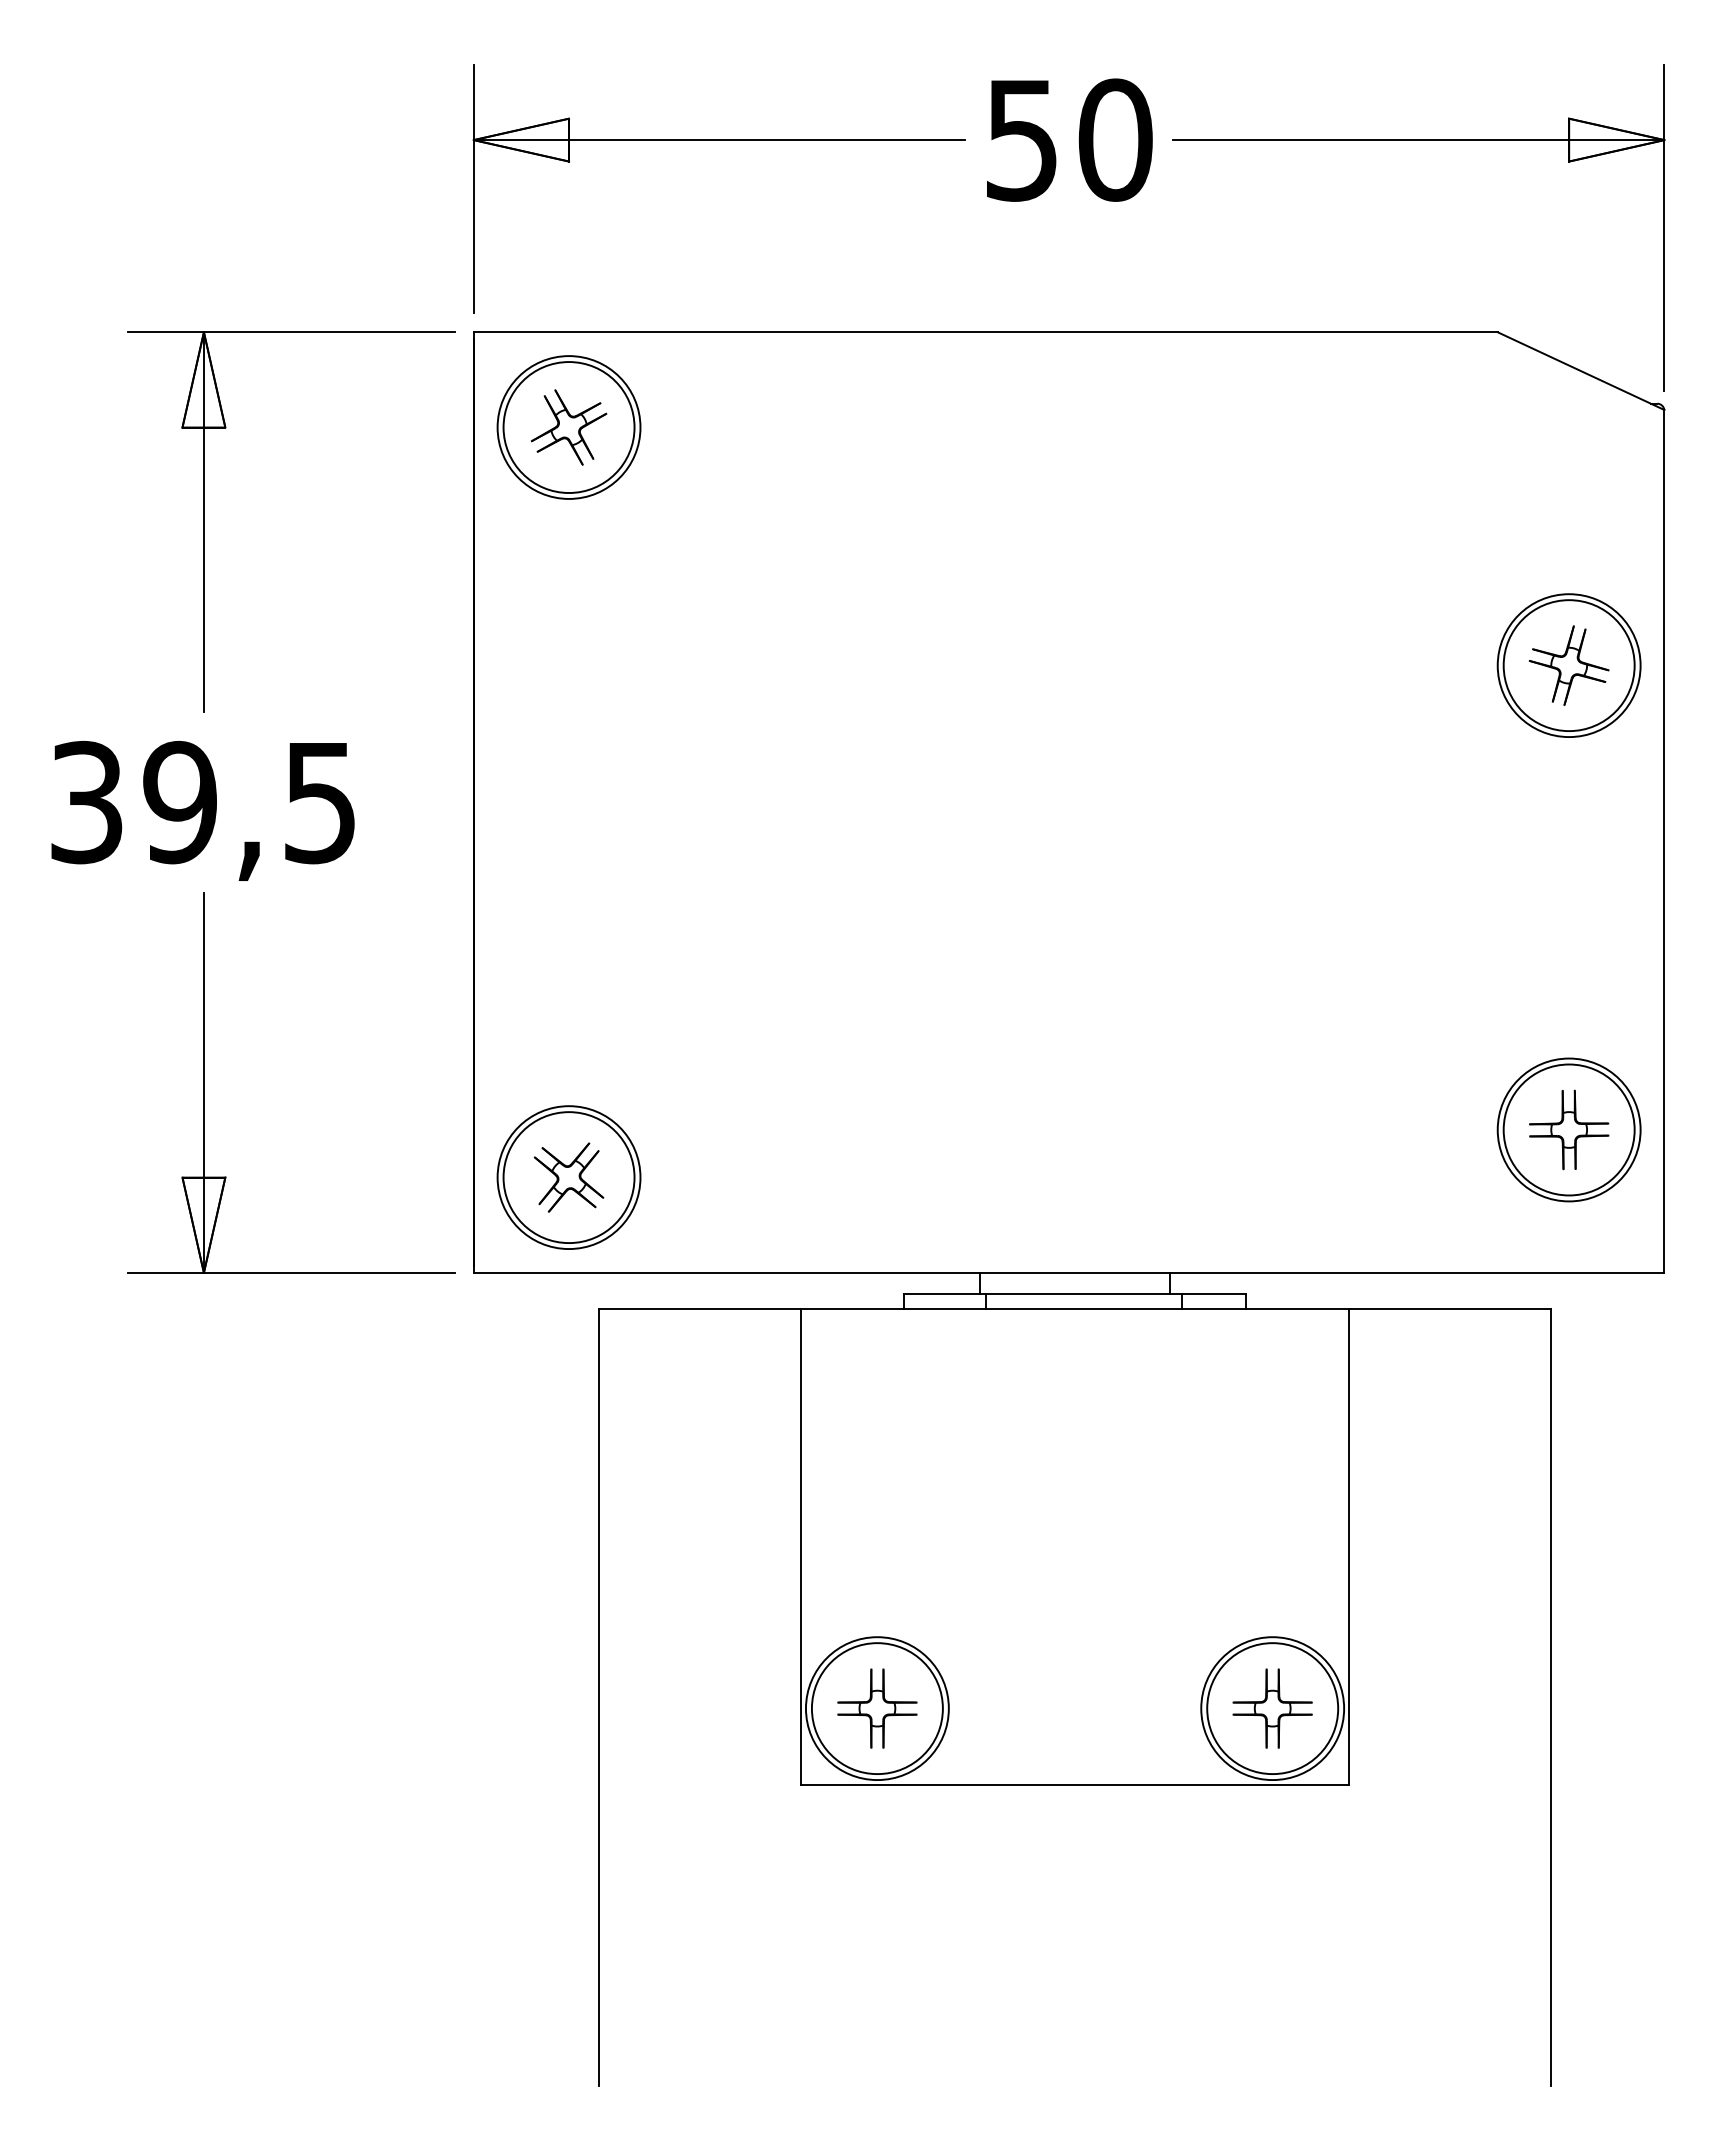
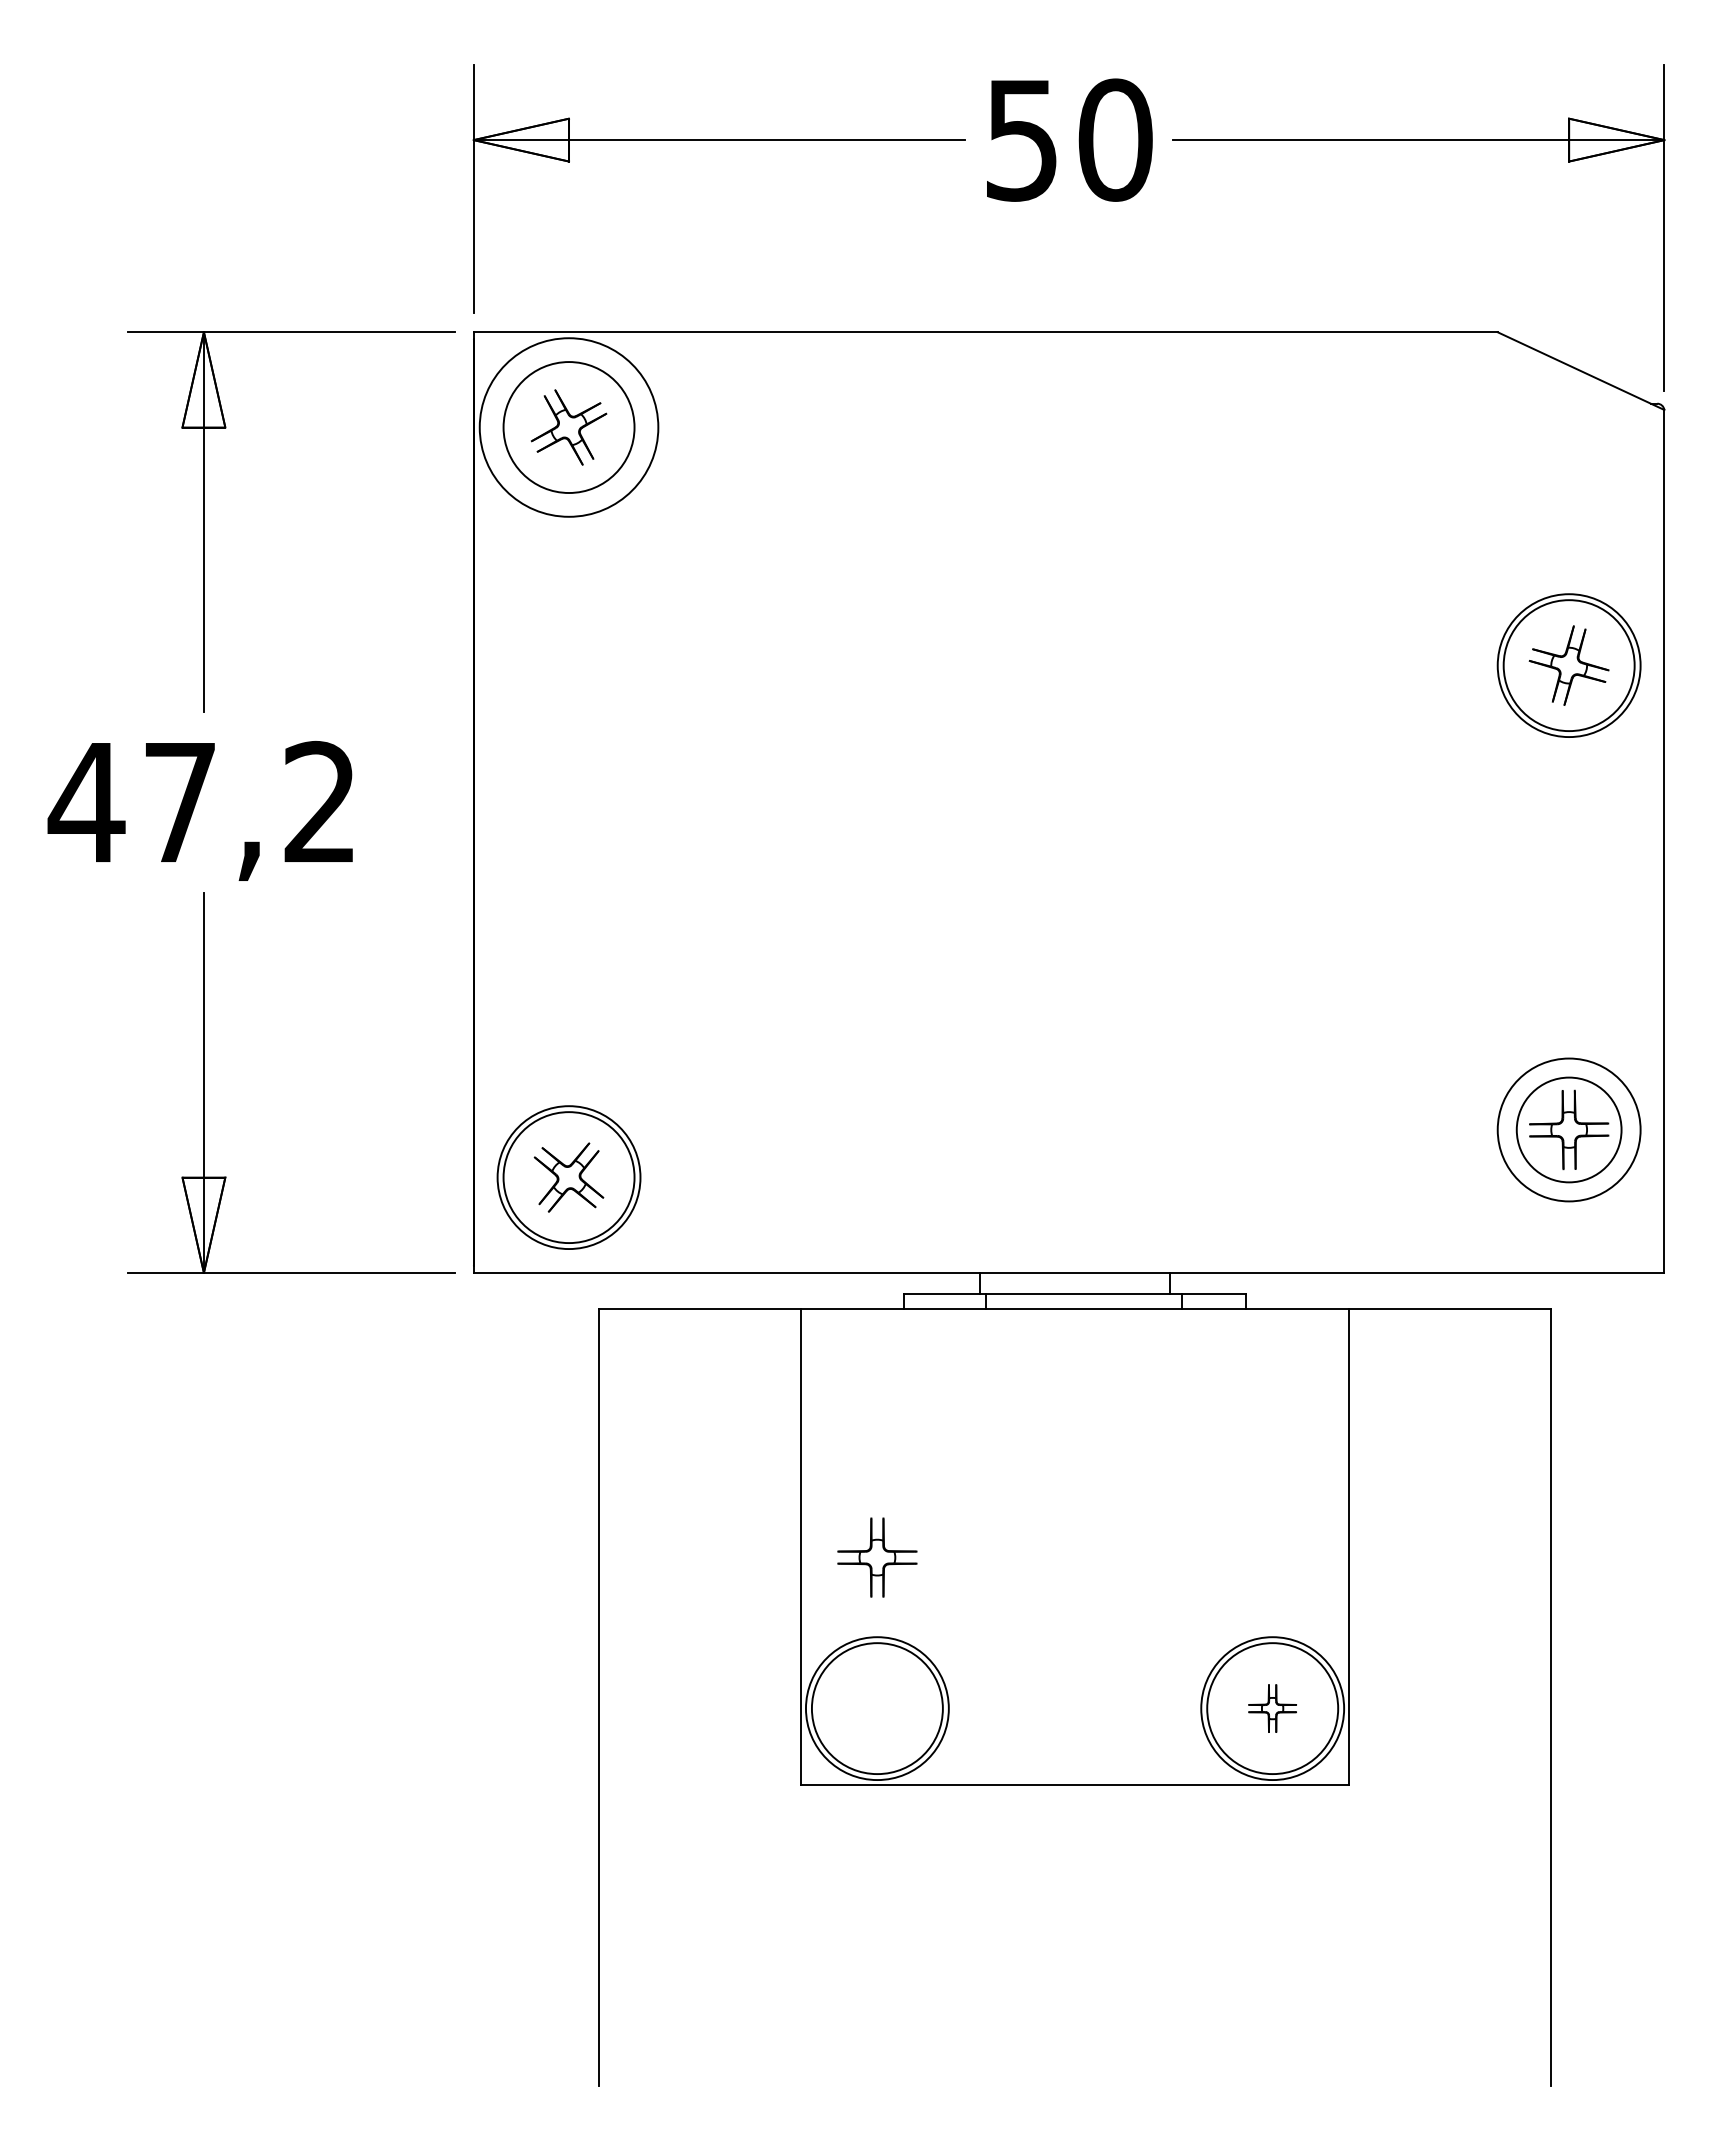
circle diameter: 143 px -> 179 px (568, 427)
text: 39,5 -> 47,2 (200, 802)
circle diameter: 131 px -> 105 px (1568, 1129)
part position: (877, 1708) -> (877, 1557) (877, 1557)
part size: 81x81 px -> 49x49 px (1272, 1708)
